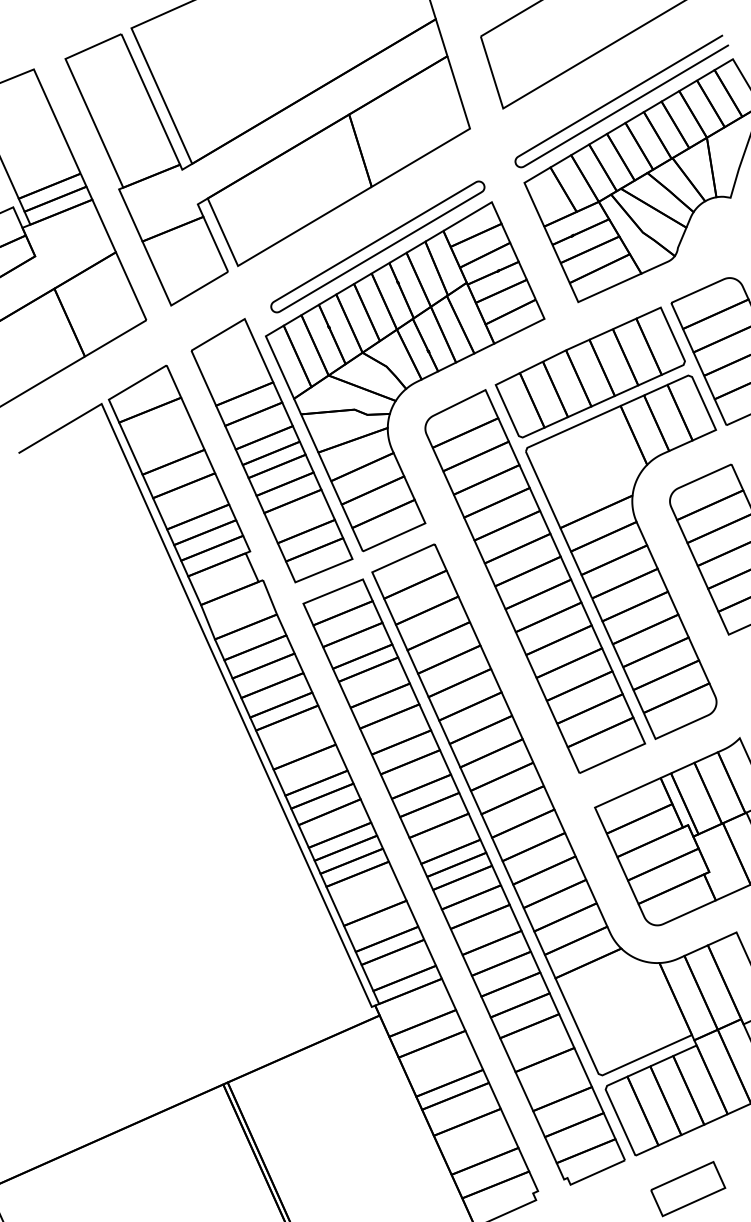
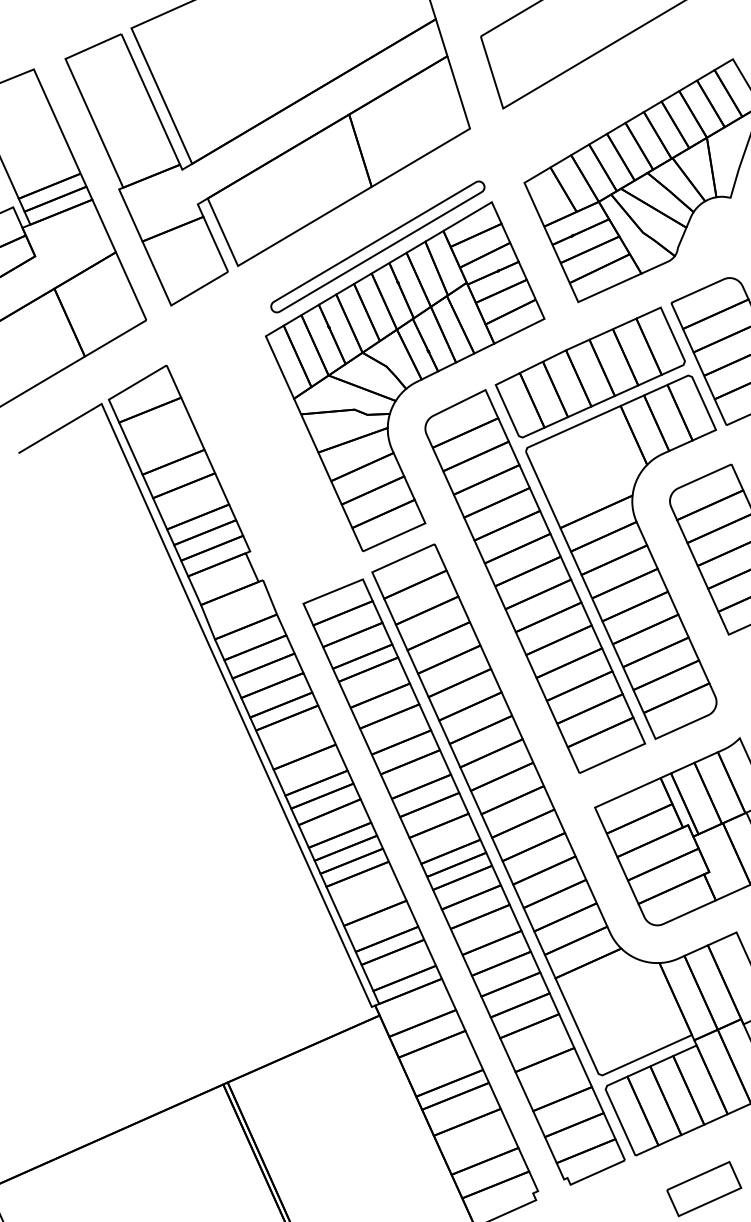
curve: present -> none (620, 97)
part: present -> none (271, 450)
part position: (688, 1189) -> (704, 1189) (704, 1189)
